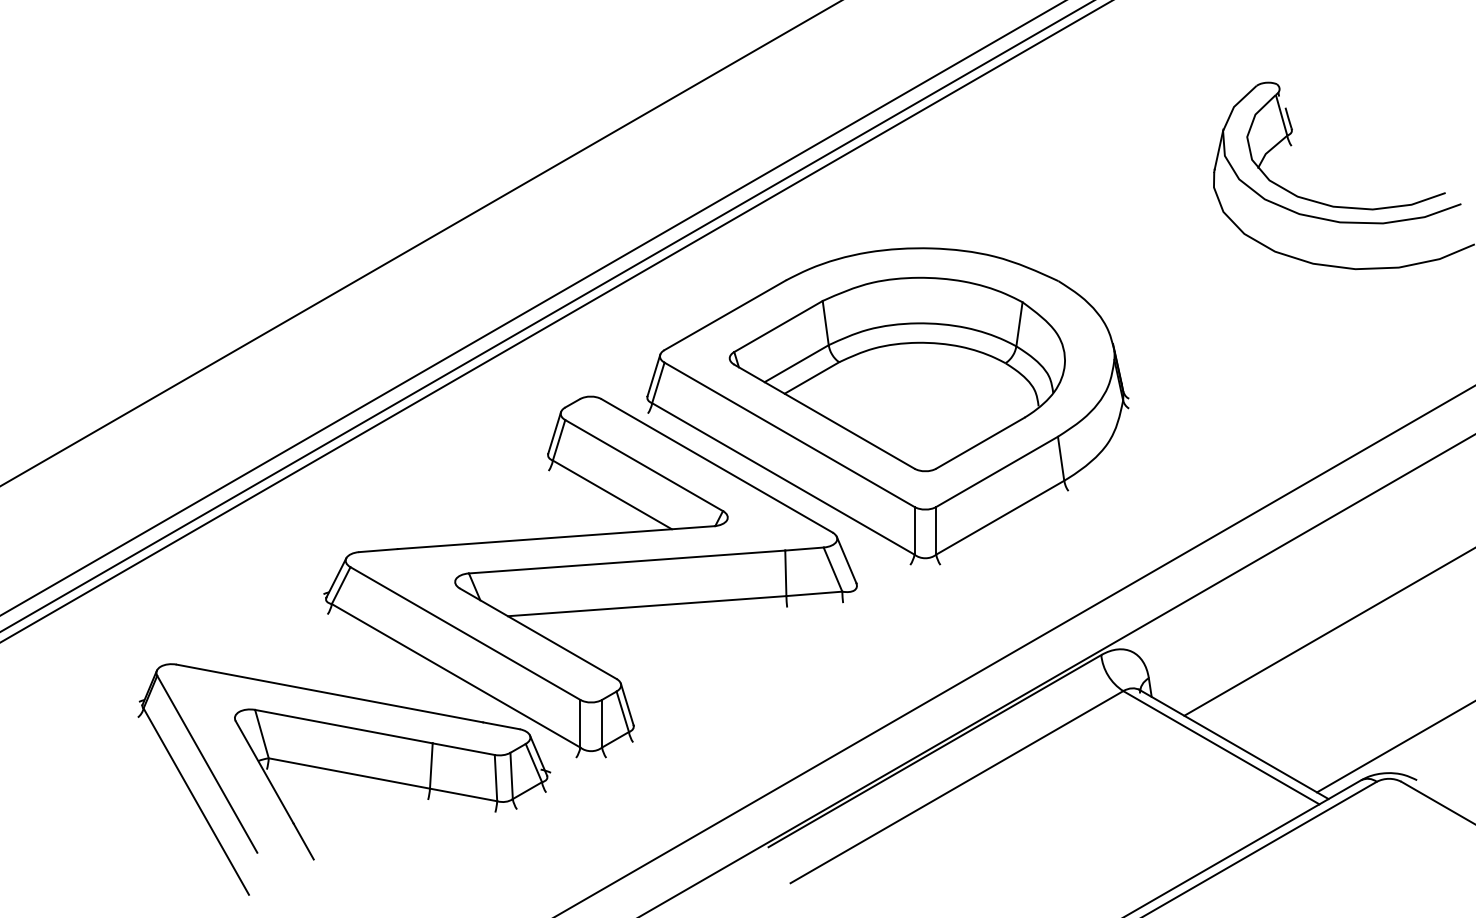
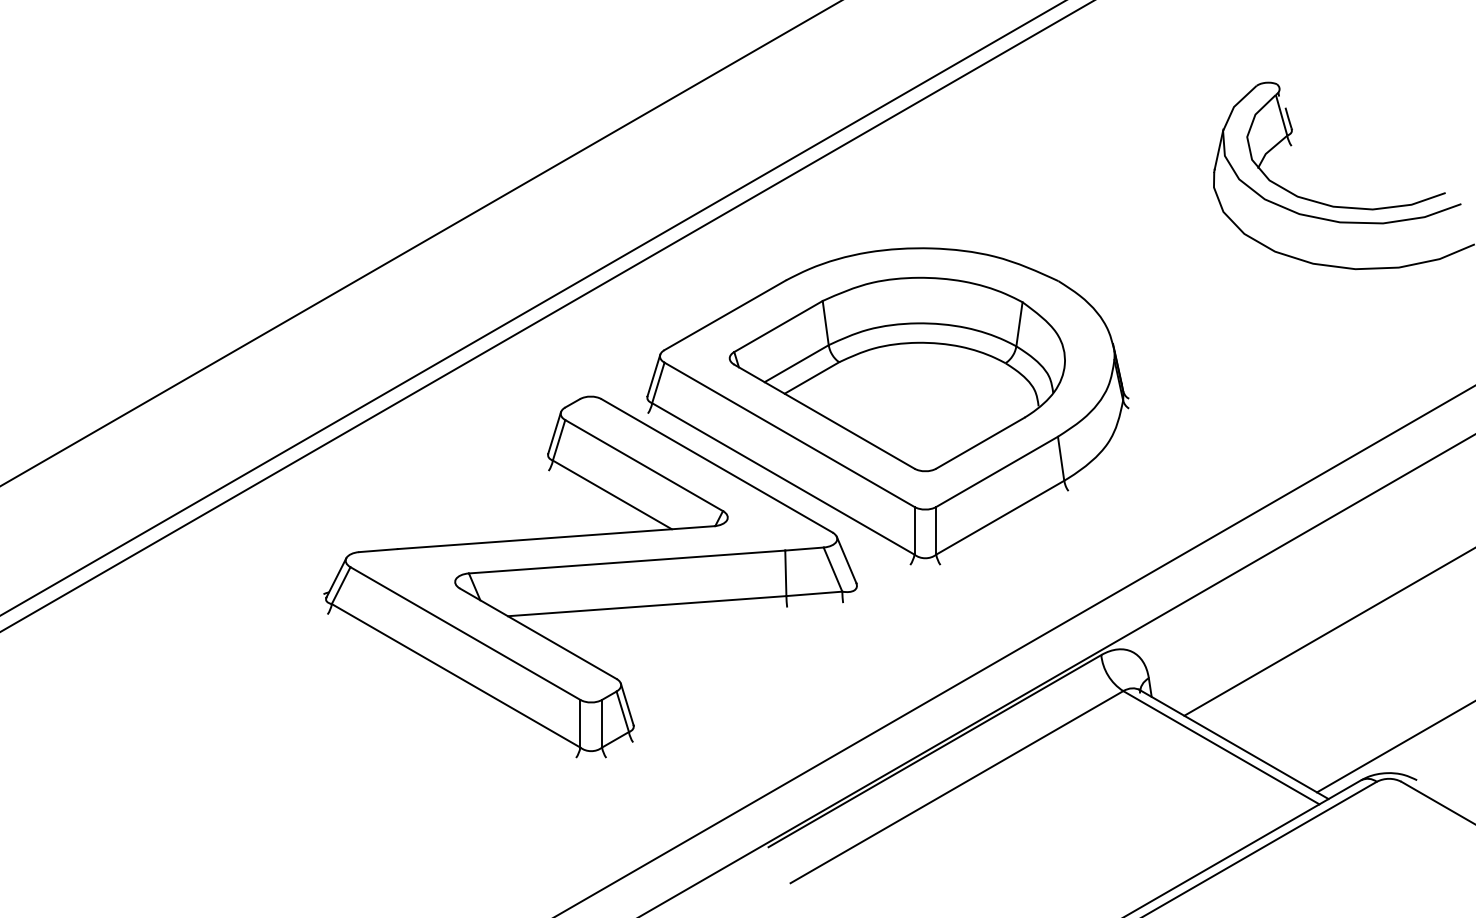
line: present -> none (555, 321)
part: present -> none (344, 779)
